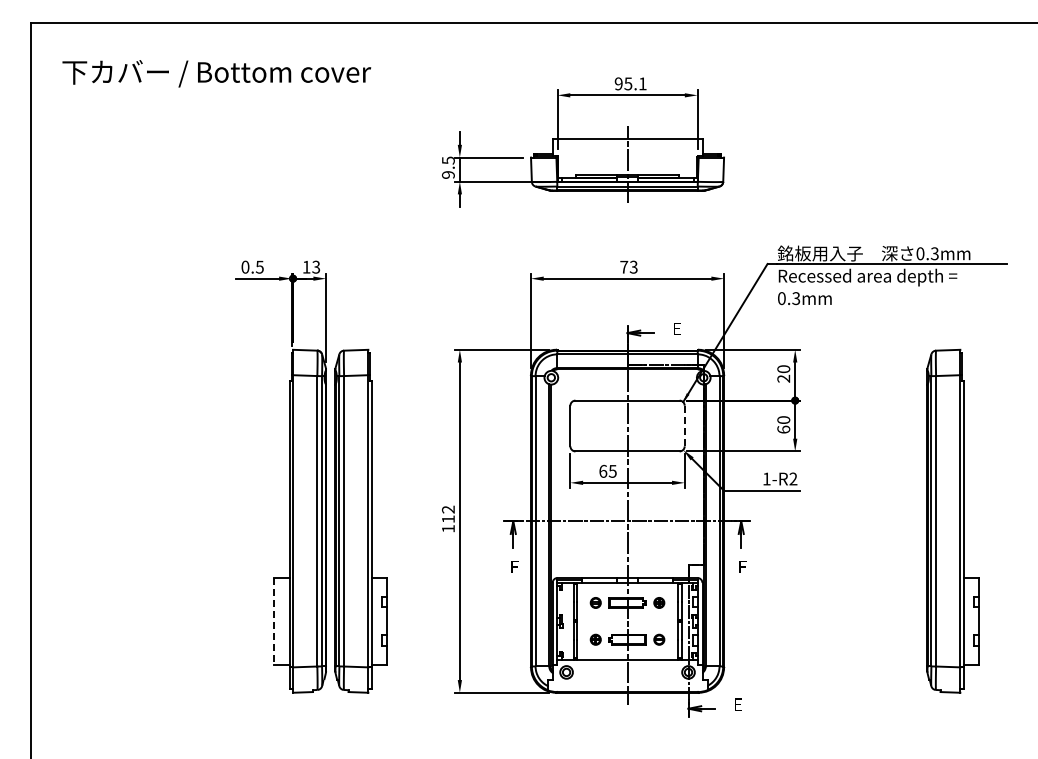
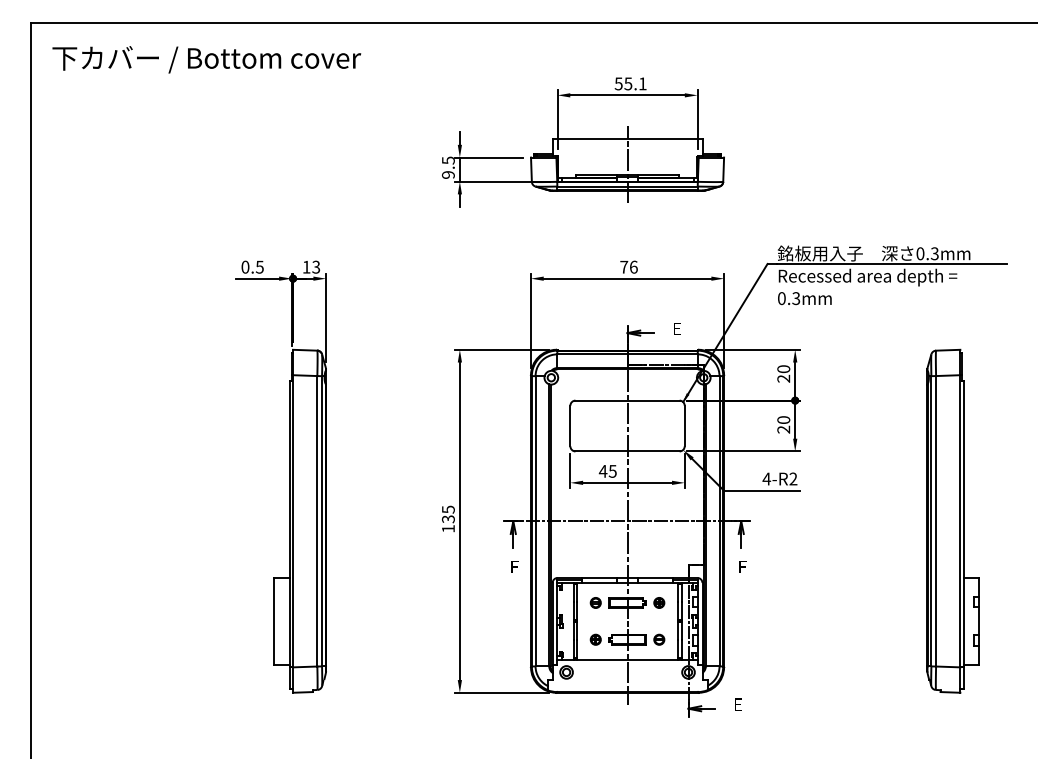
text position: (216, 73) -> (206, 59) (206, 59)
text: 95.1 -> 55.1 (618, 83)
text: 73 -> 76 (633, 266)
line: dashed -> solid (684, 426)
text: 60 -> 20 (783, 429)
text: 65 -> 45 (602, 470)
text: 1-R2 -> 4-R2 (766, 478)
text: 112 -> 135 (447, 514)
part: present -> none (360, 520)
line: dashed -> solid (274, 621)
